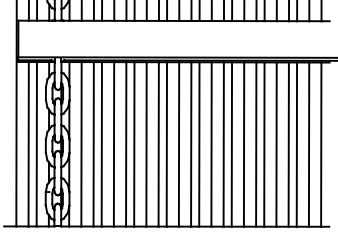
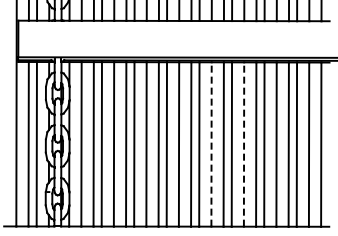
line: solid -> dashed (211, 143)
line: solid -> dashed (244, 144)
